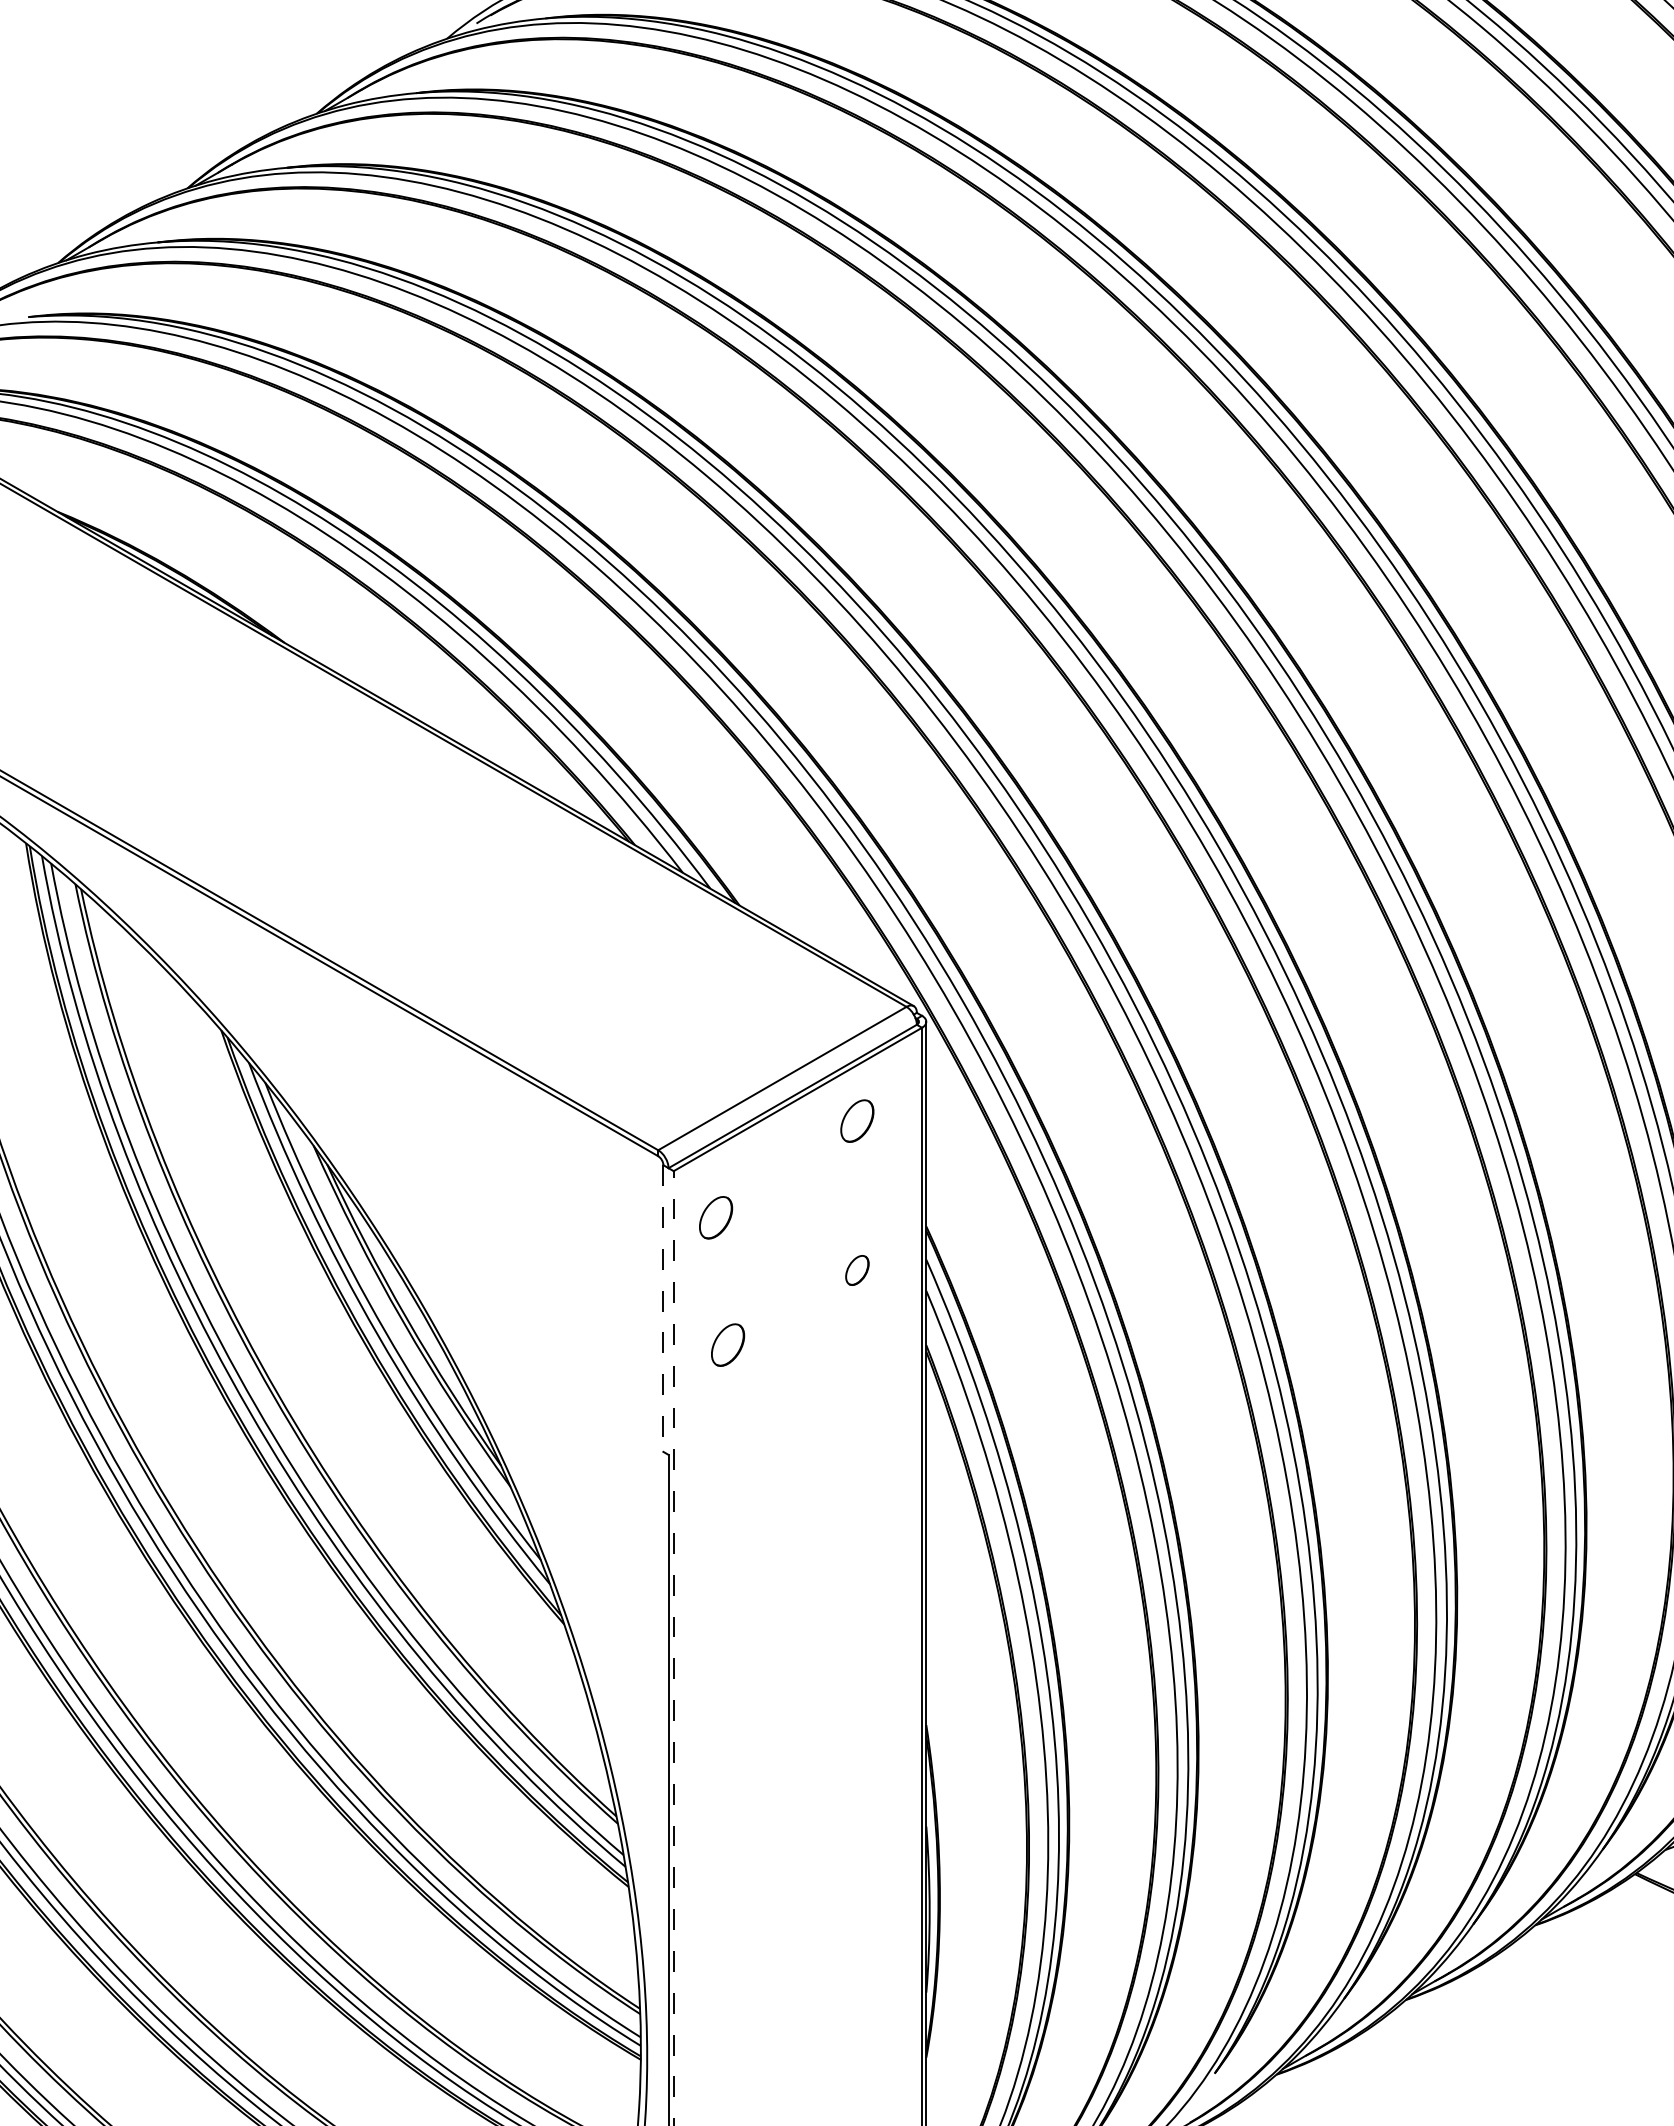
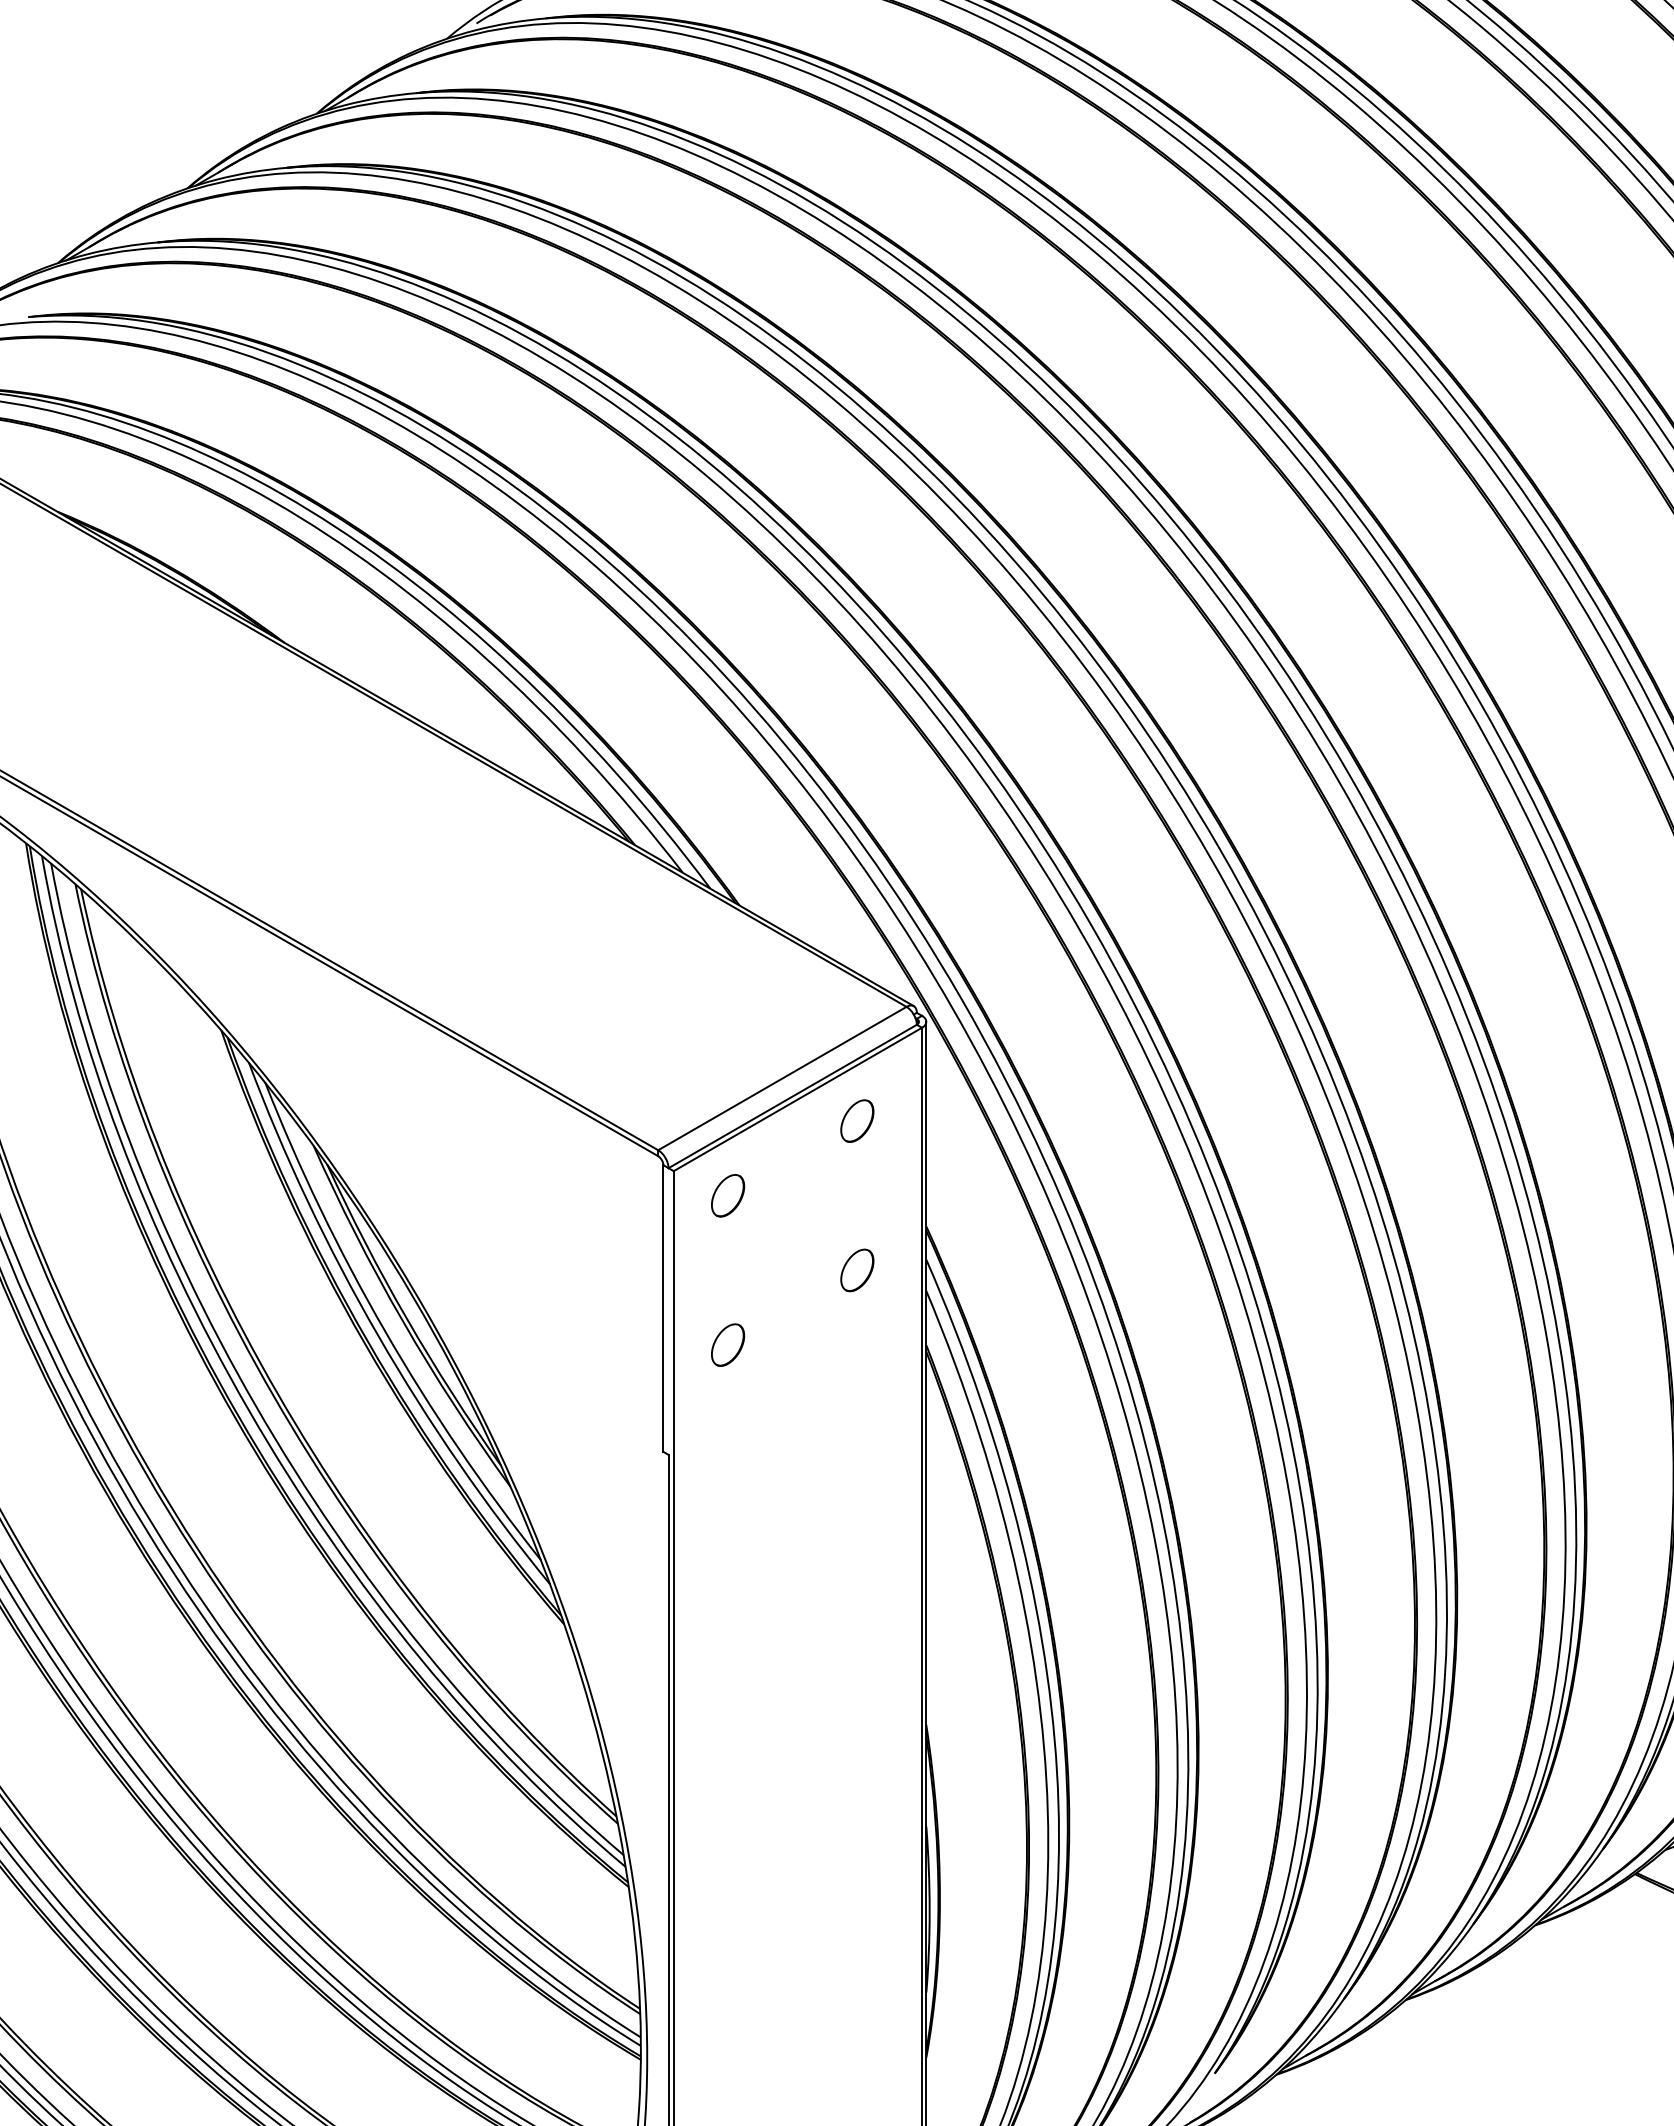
part position: (716, 1217) -> (728, 1195) (728, 1195)
part size: 25x31 px -> 35x45 px (857, 1270)
line: dashed -> solid (663, 1309)
line: dashed -> solid (673, 1648)
